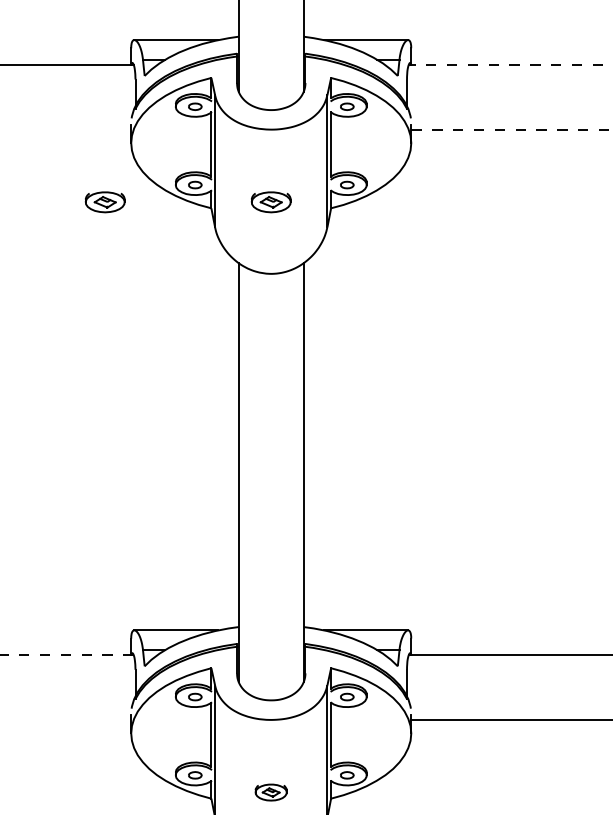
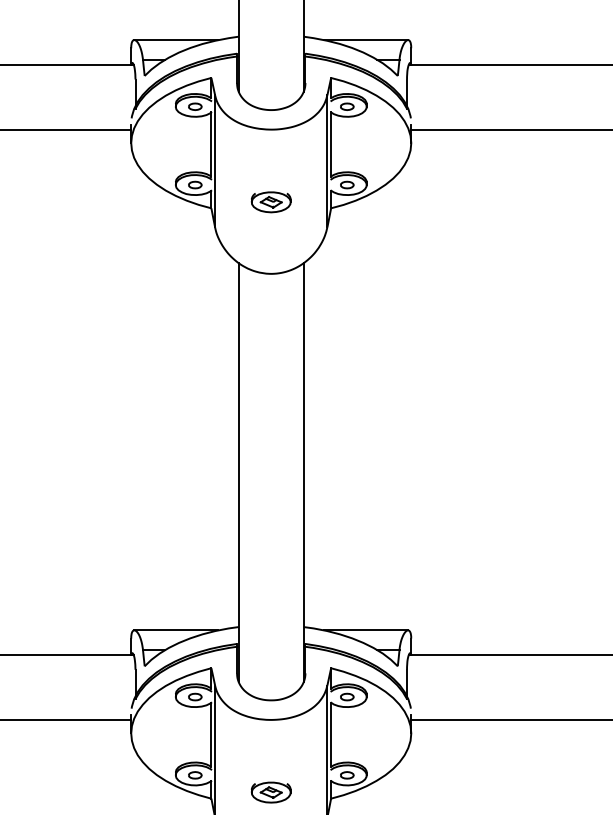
line: dashed -> solid (510, 64)
line: none -> present (66, 129)
line: dashed -> solid (512, 129)
part: present -> none (104, 202)
line: dashed -> solid (66, 654)
line: none -> present (66, 719)
part size: 34x19 px -> 42x23 px (270, 792)
